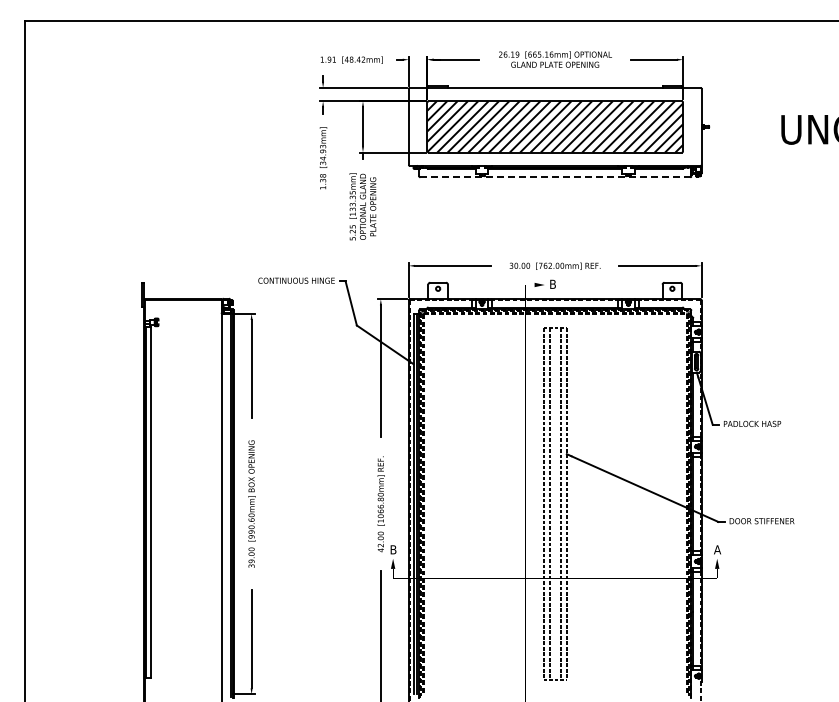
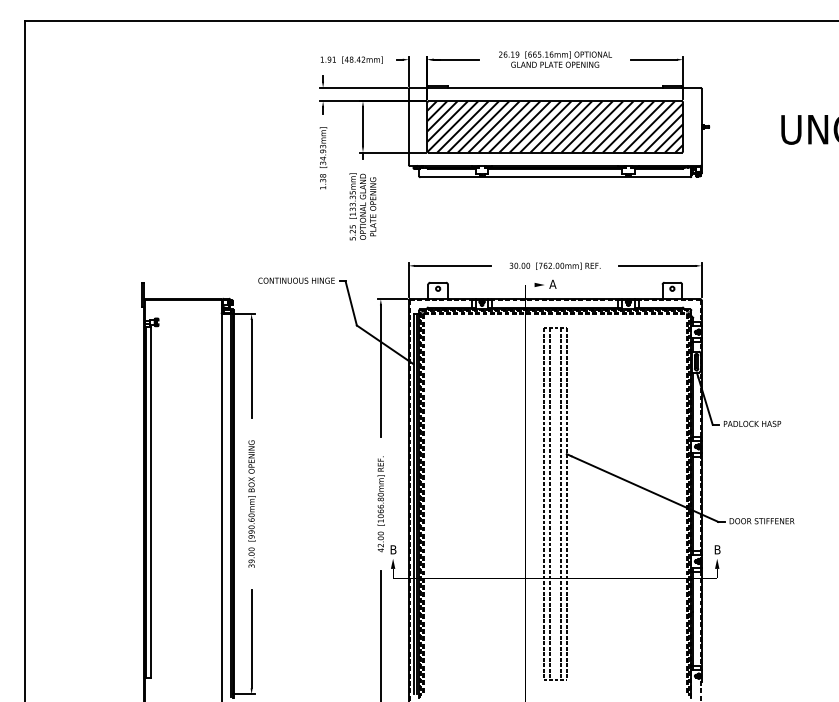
line: dashed -> solid (555, 177)
text: B -> A (552, 283)
text: A -> B (717, 549)
